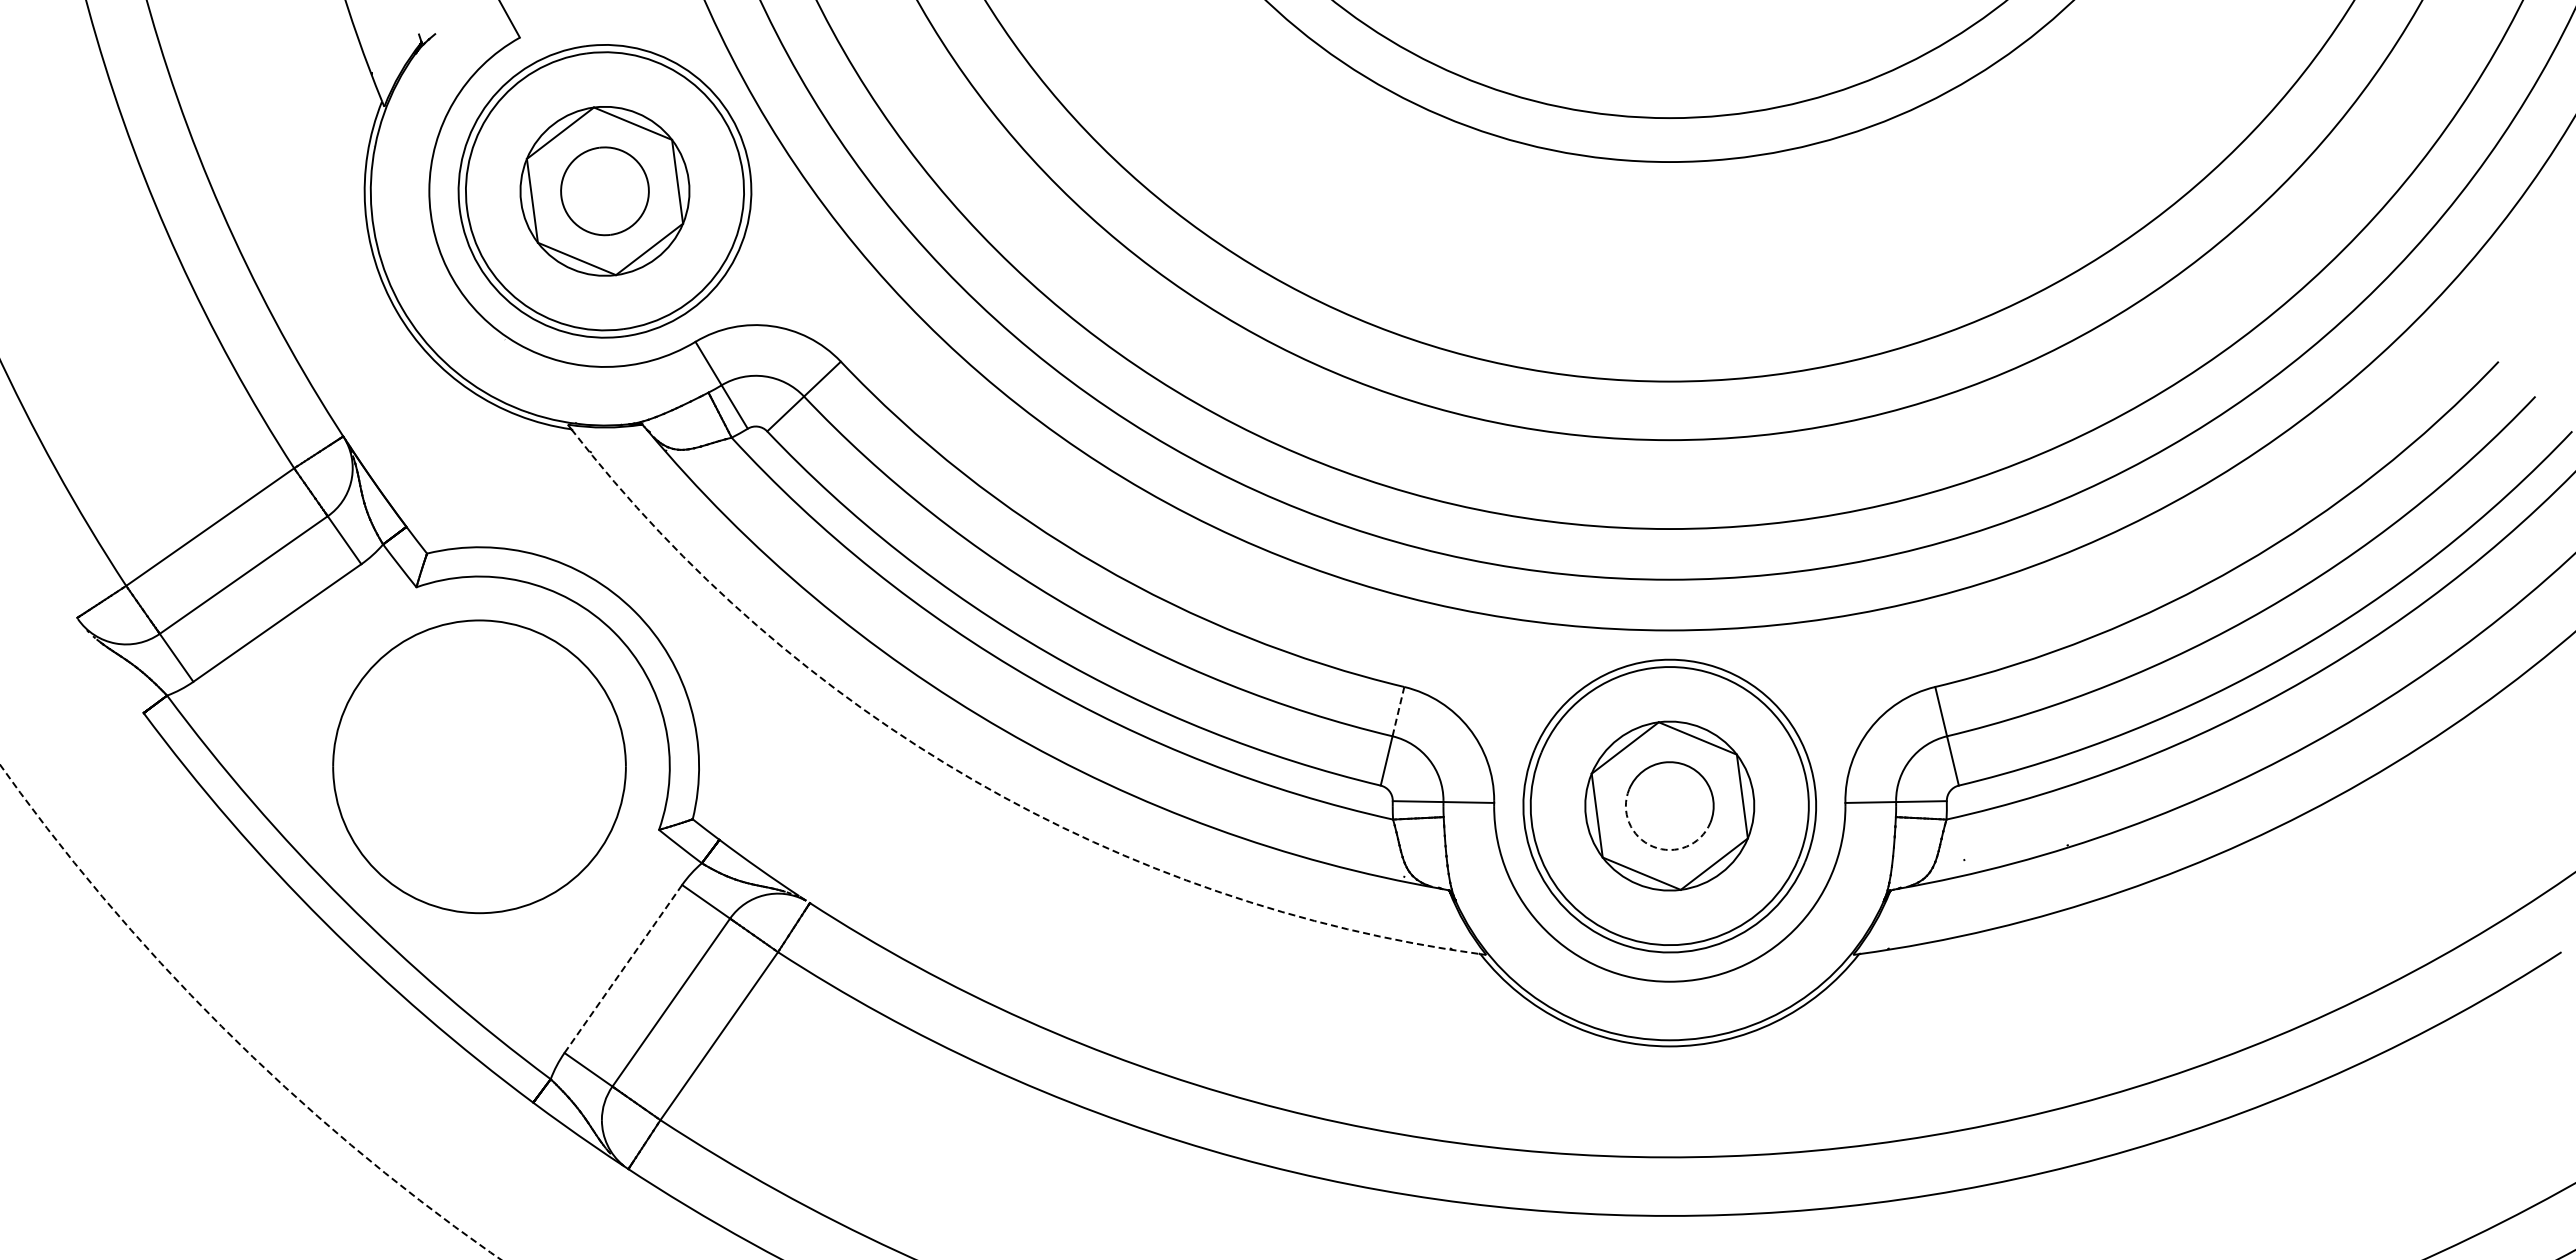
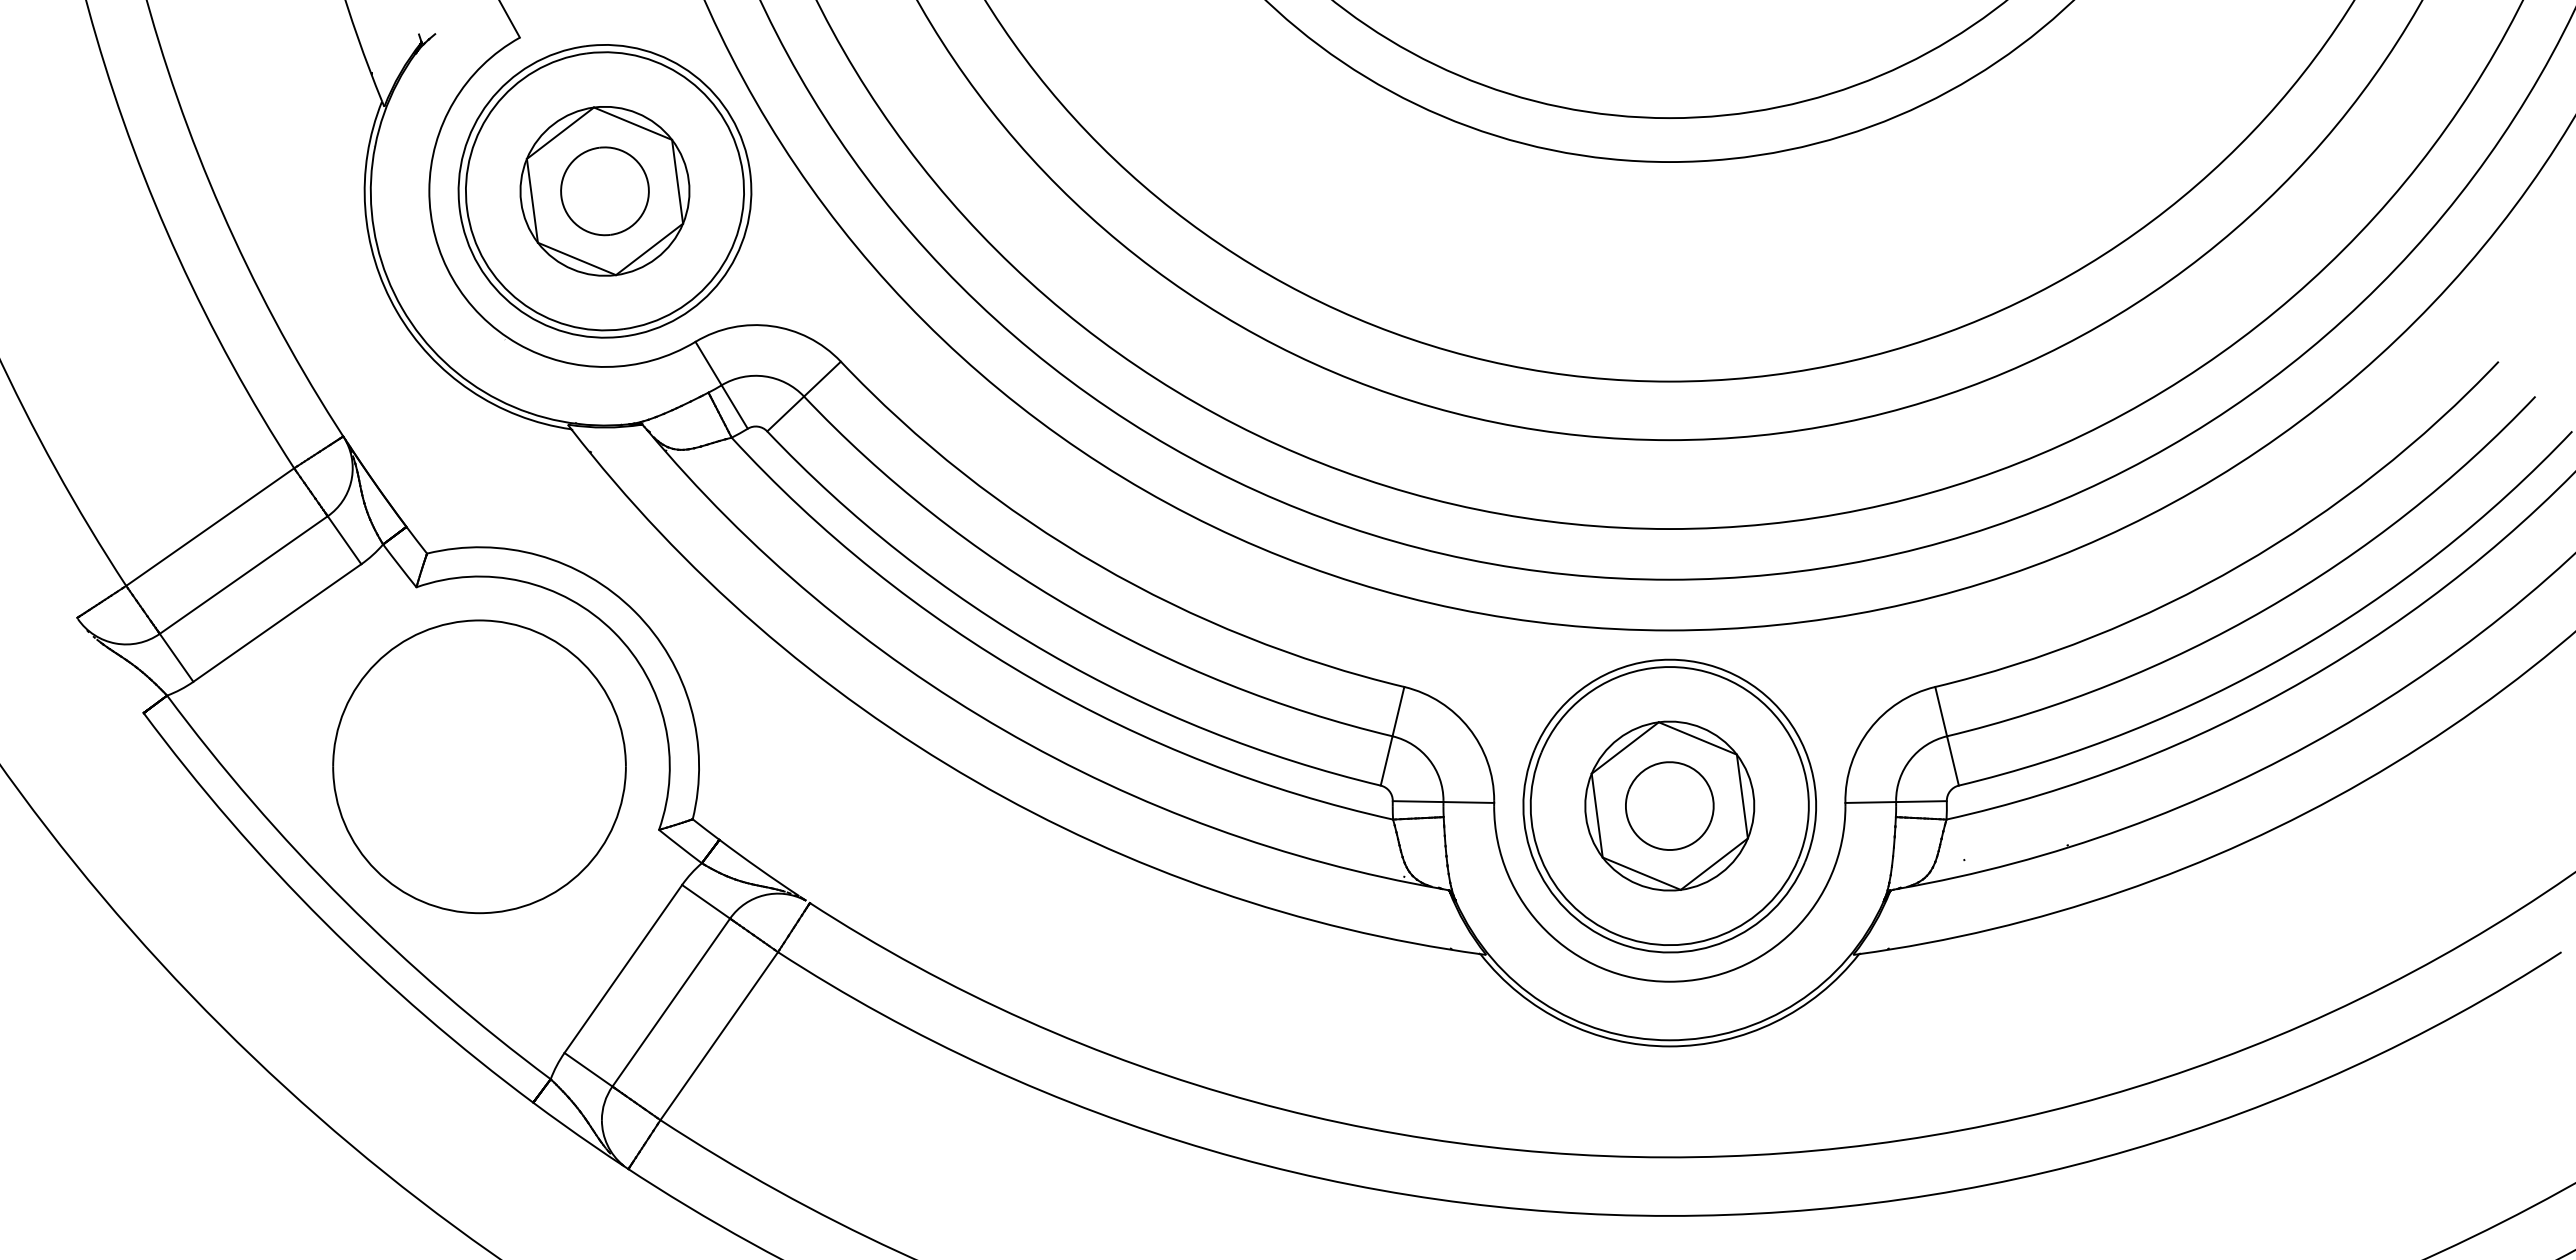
line: dashed -> solid (1398, 711)
arc: dashed -> solid (974, 780)
arc: dashed -> solid (1652, 846)
line: dashed -> solid (623, 969)
arc: dashed -> solid (227, 1032)
